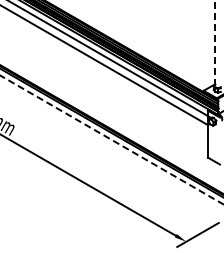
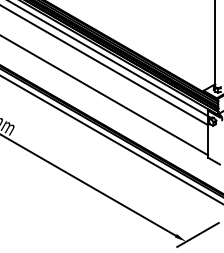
line: dashed -> solid (215, 43)
line: none -> present (104, 95)
line: dashed -> solid (111, 139)
